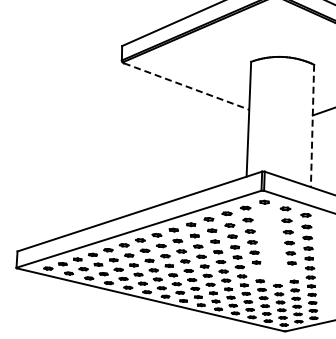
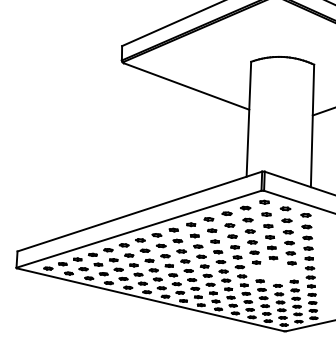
line: dashed -> solid (186, 86)
line: dashed -> solid (312, 126)
part: none -> present (269, 236)
